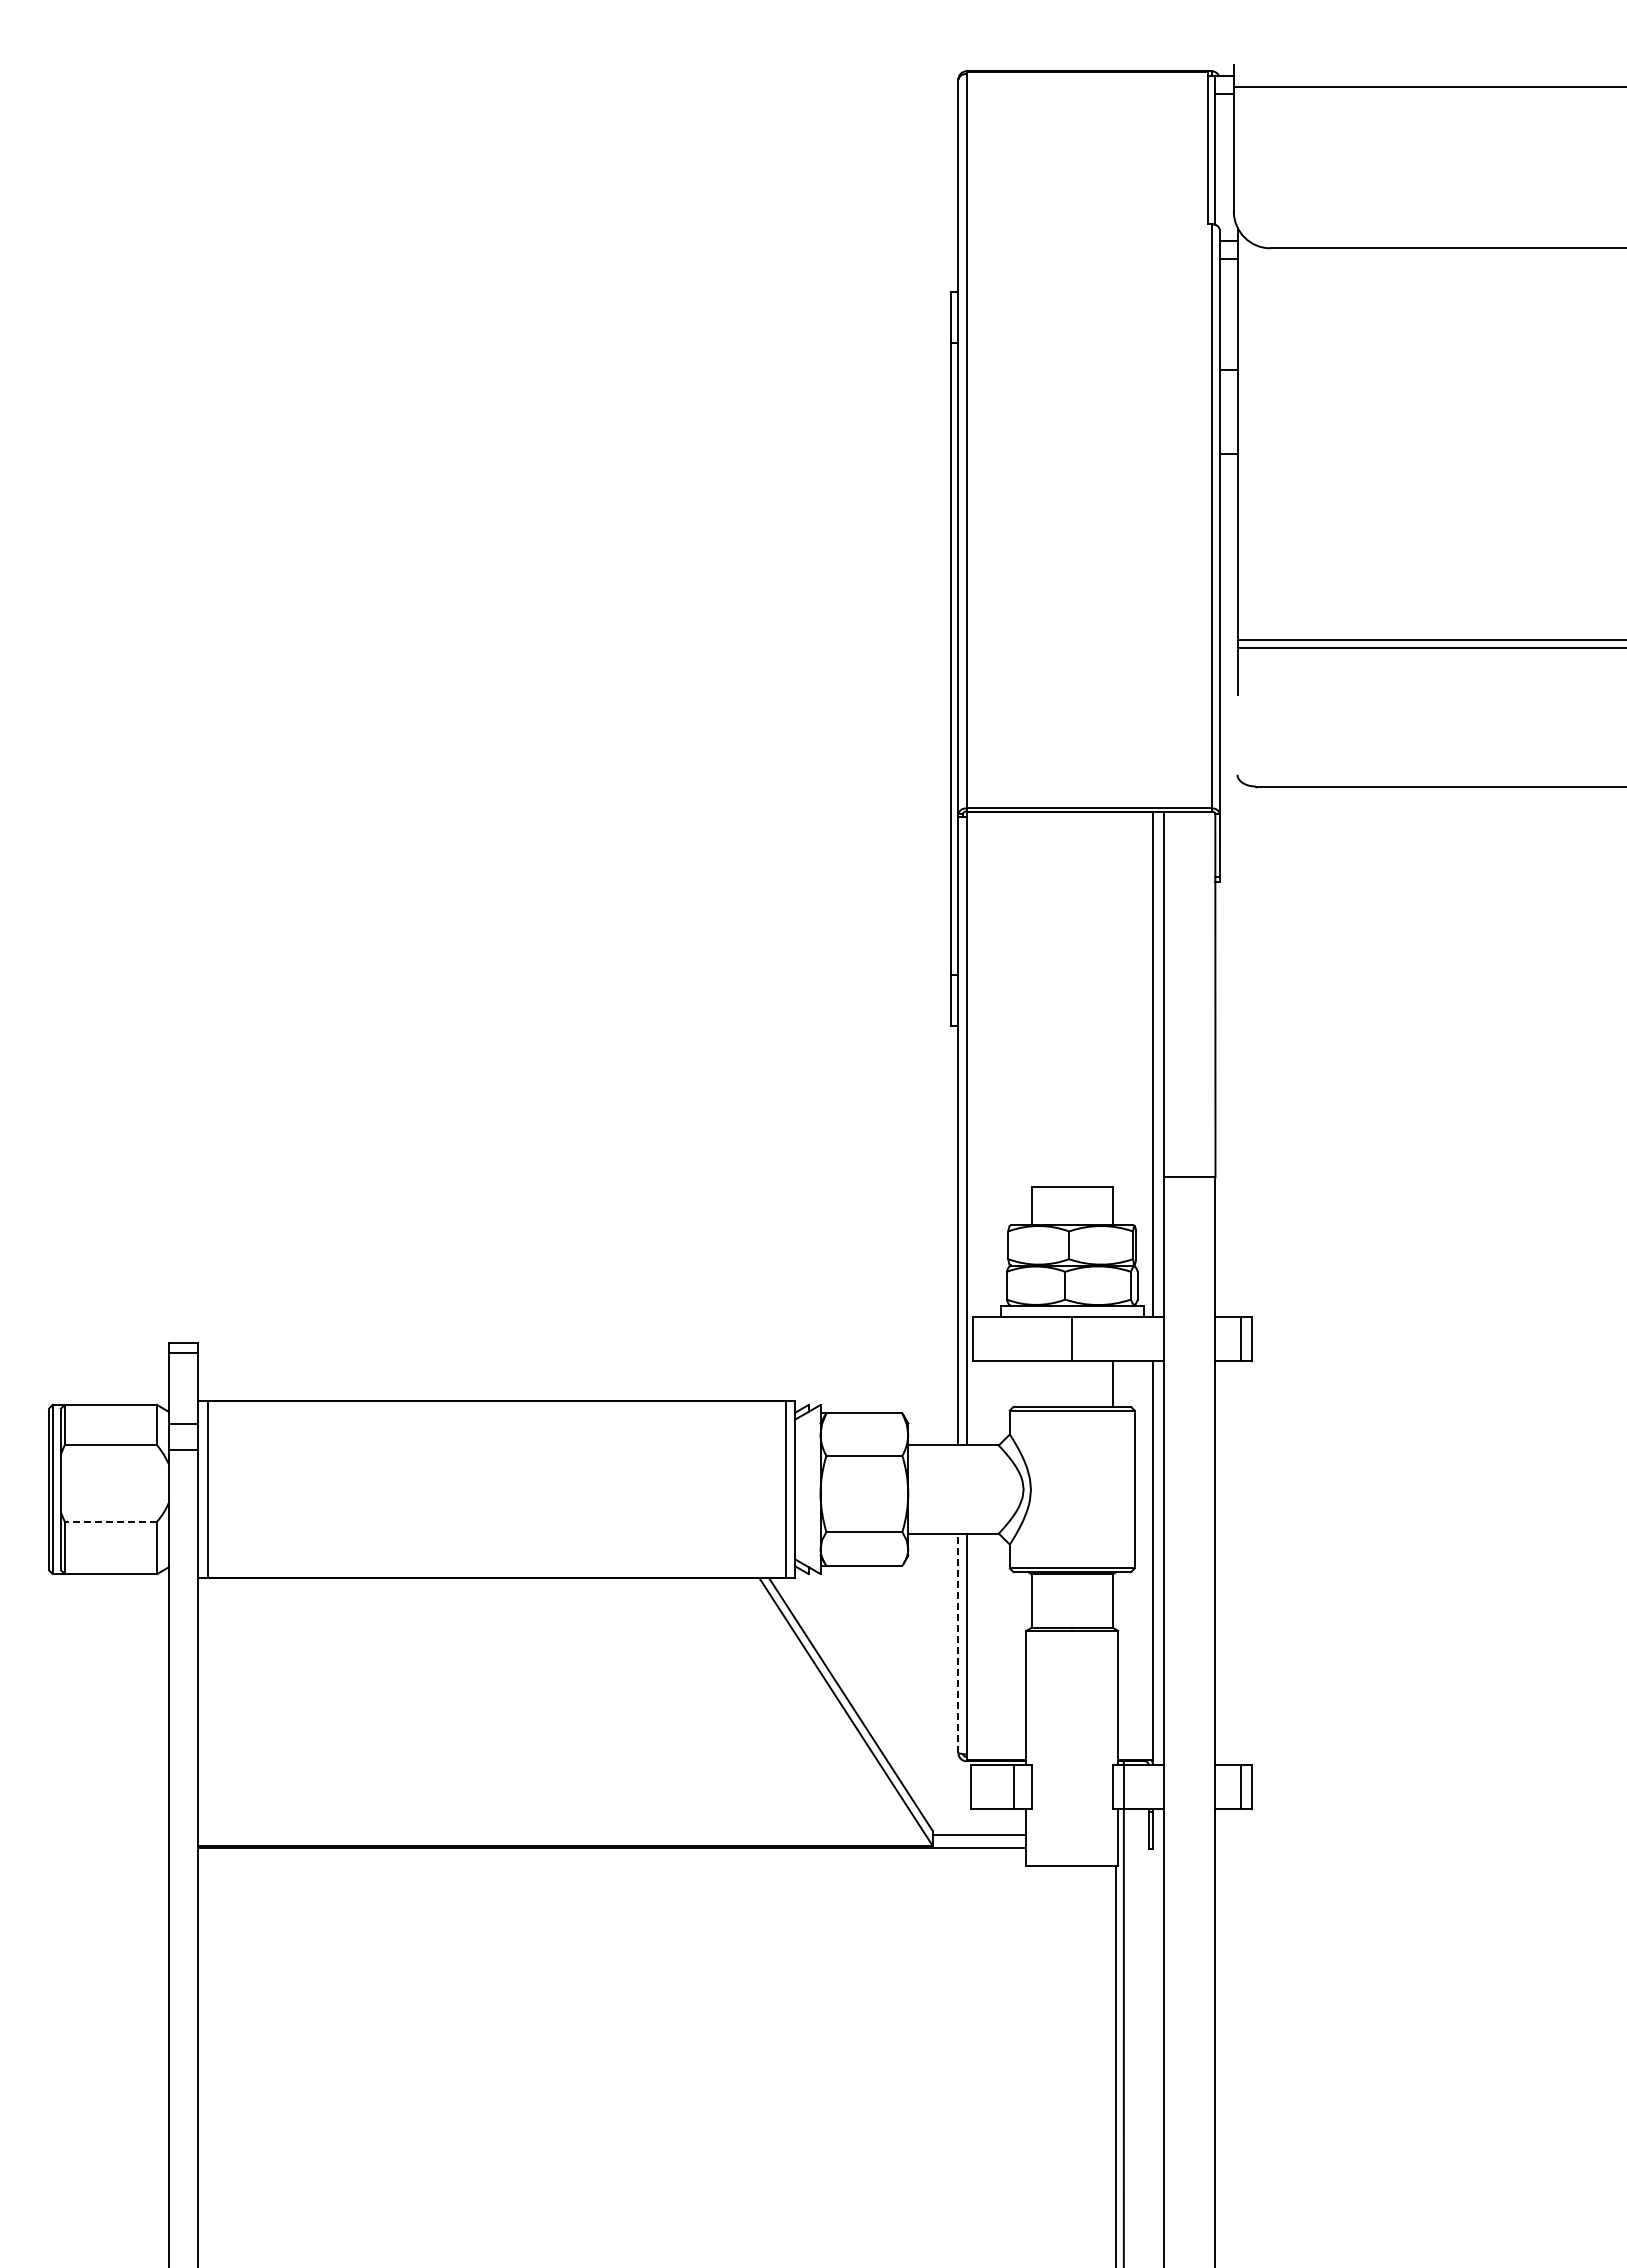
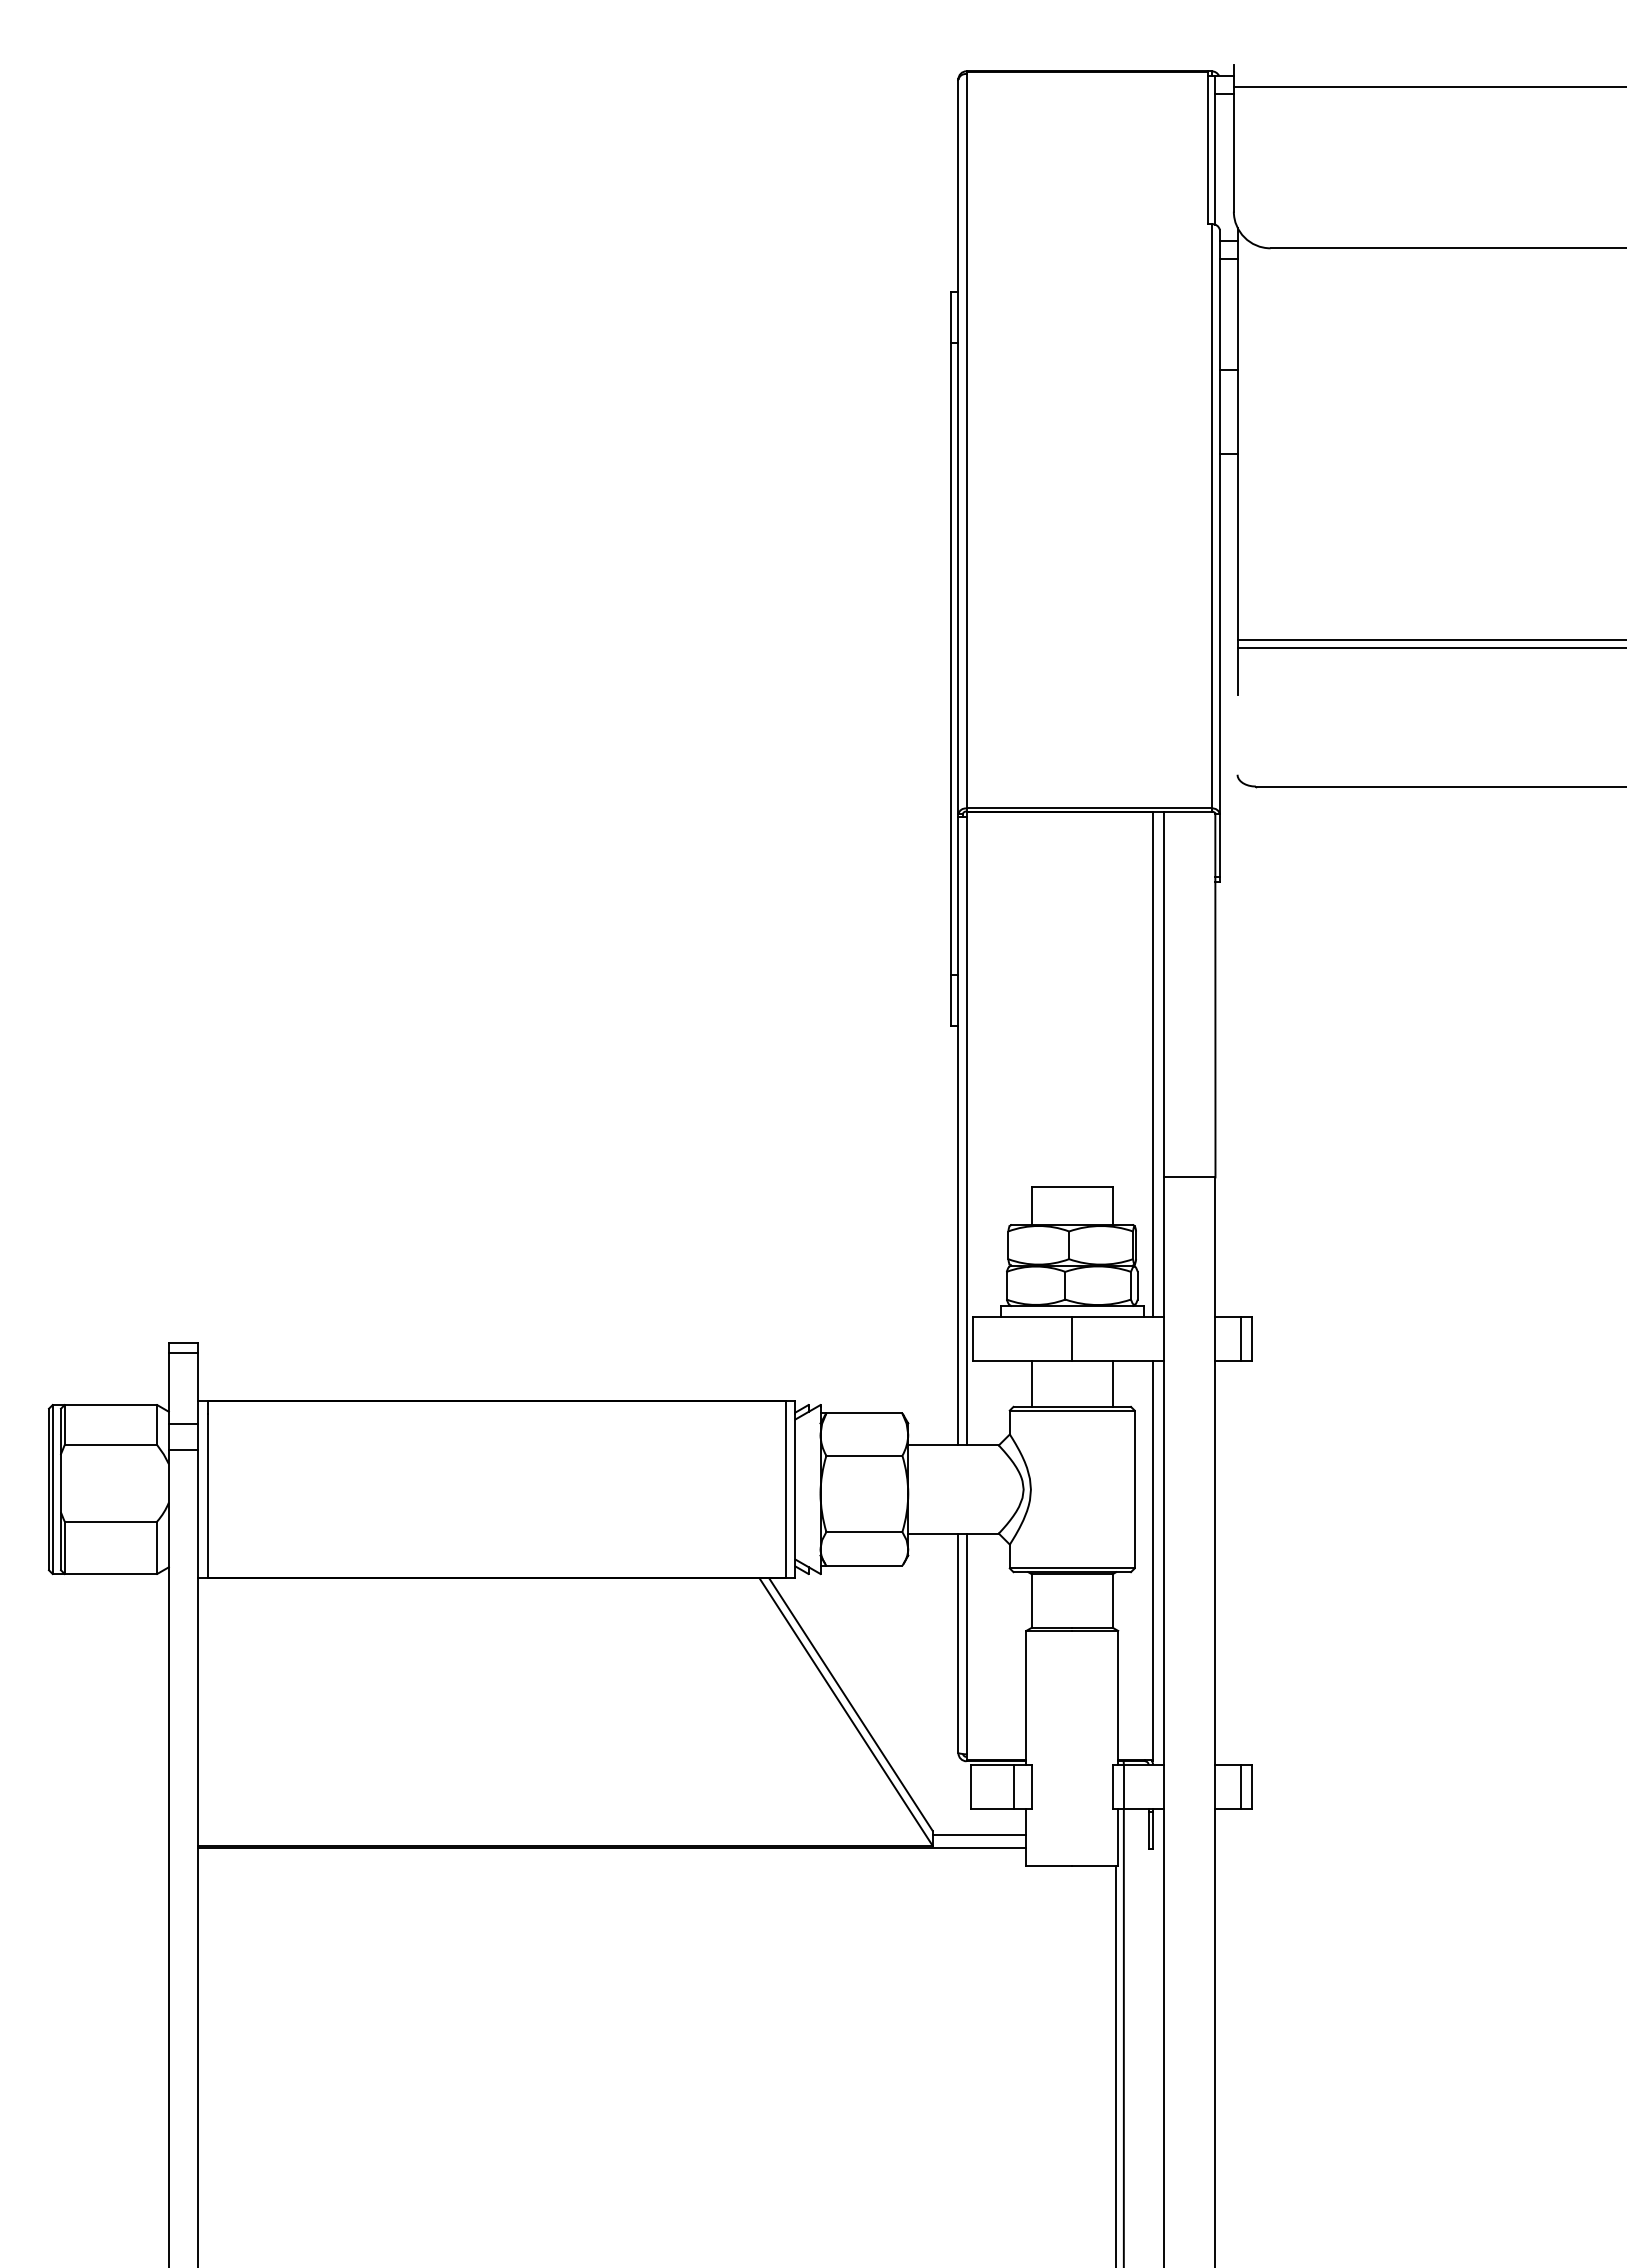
line: none -> present (1031, 1383)
line: dashed -> solid (110, 1521)
line: dashed -> solid (958, 1643)
